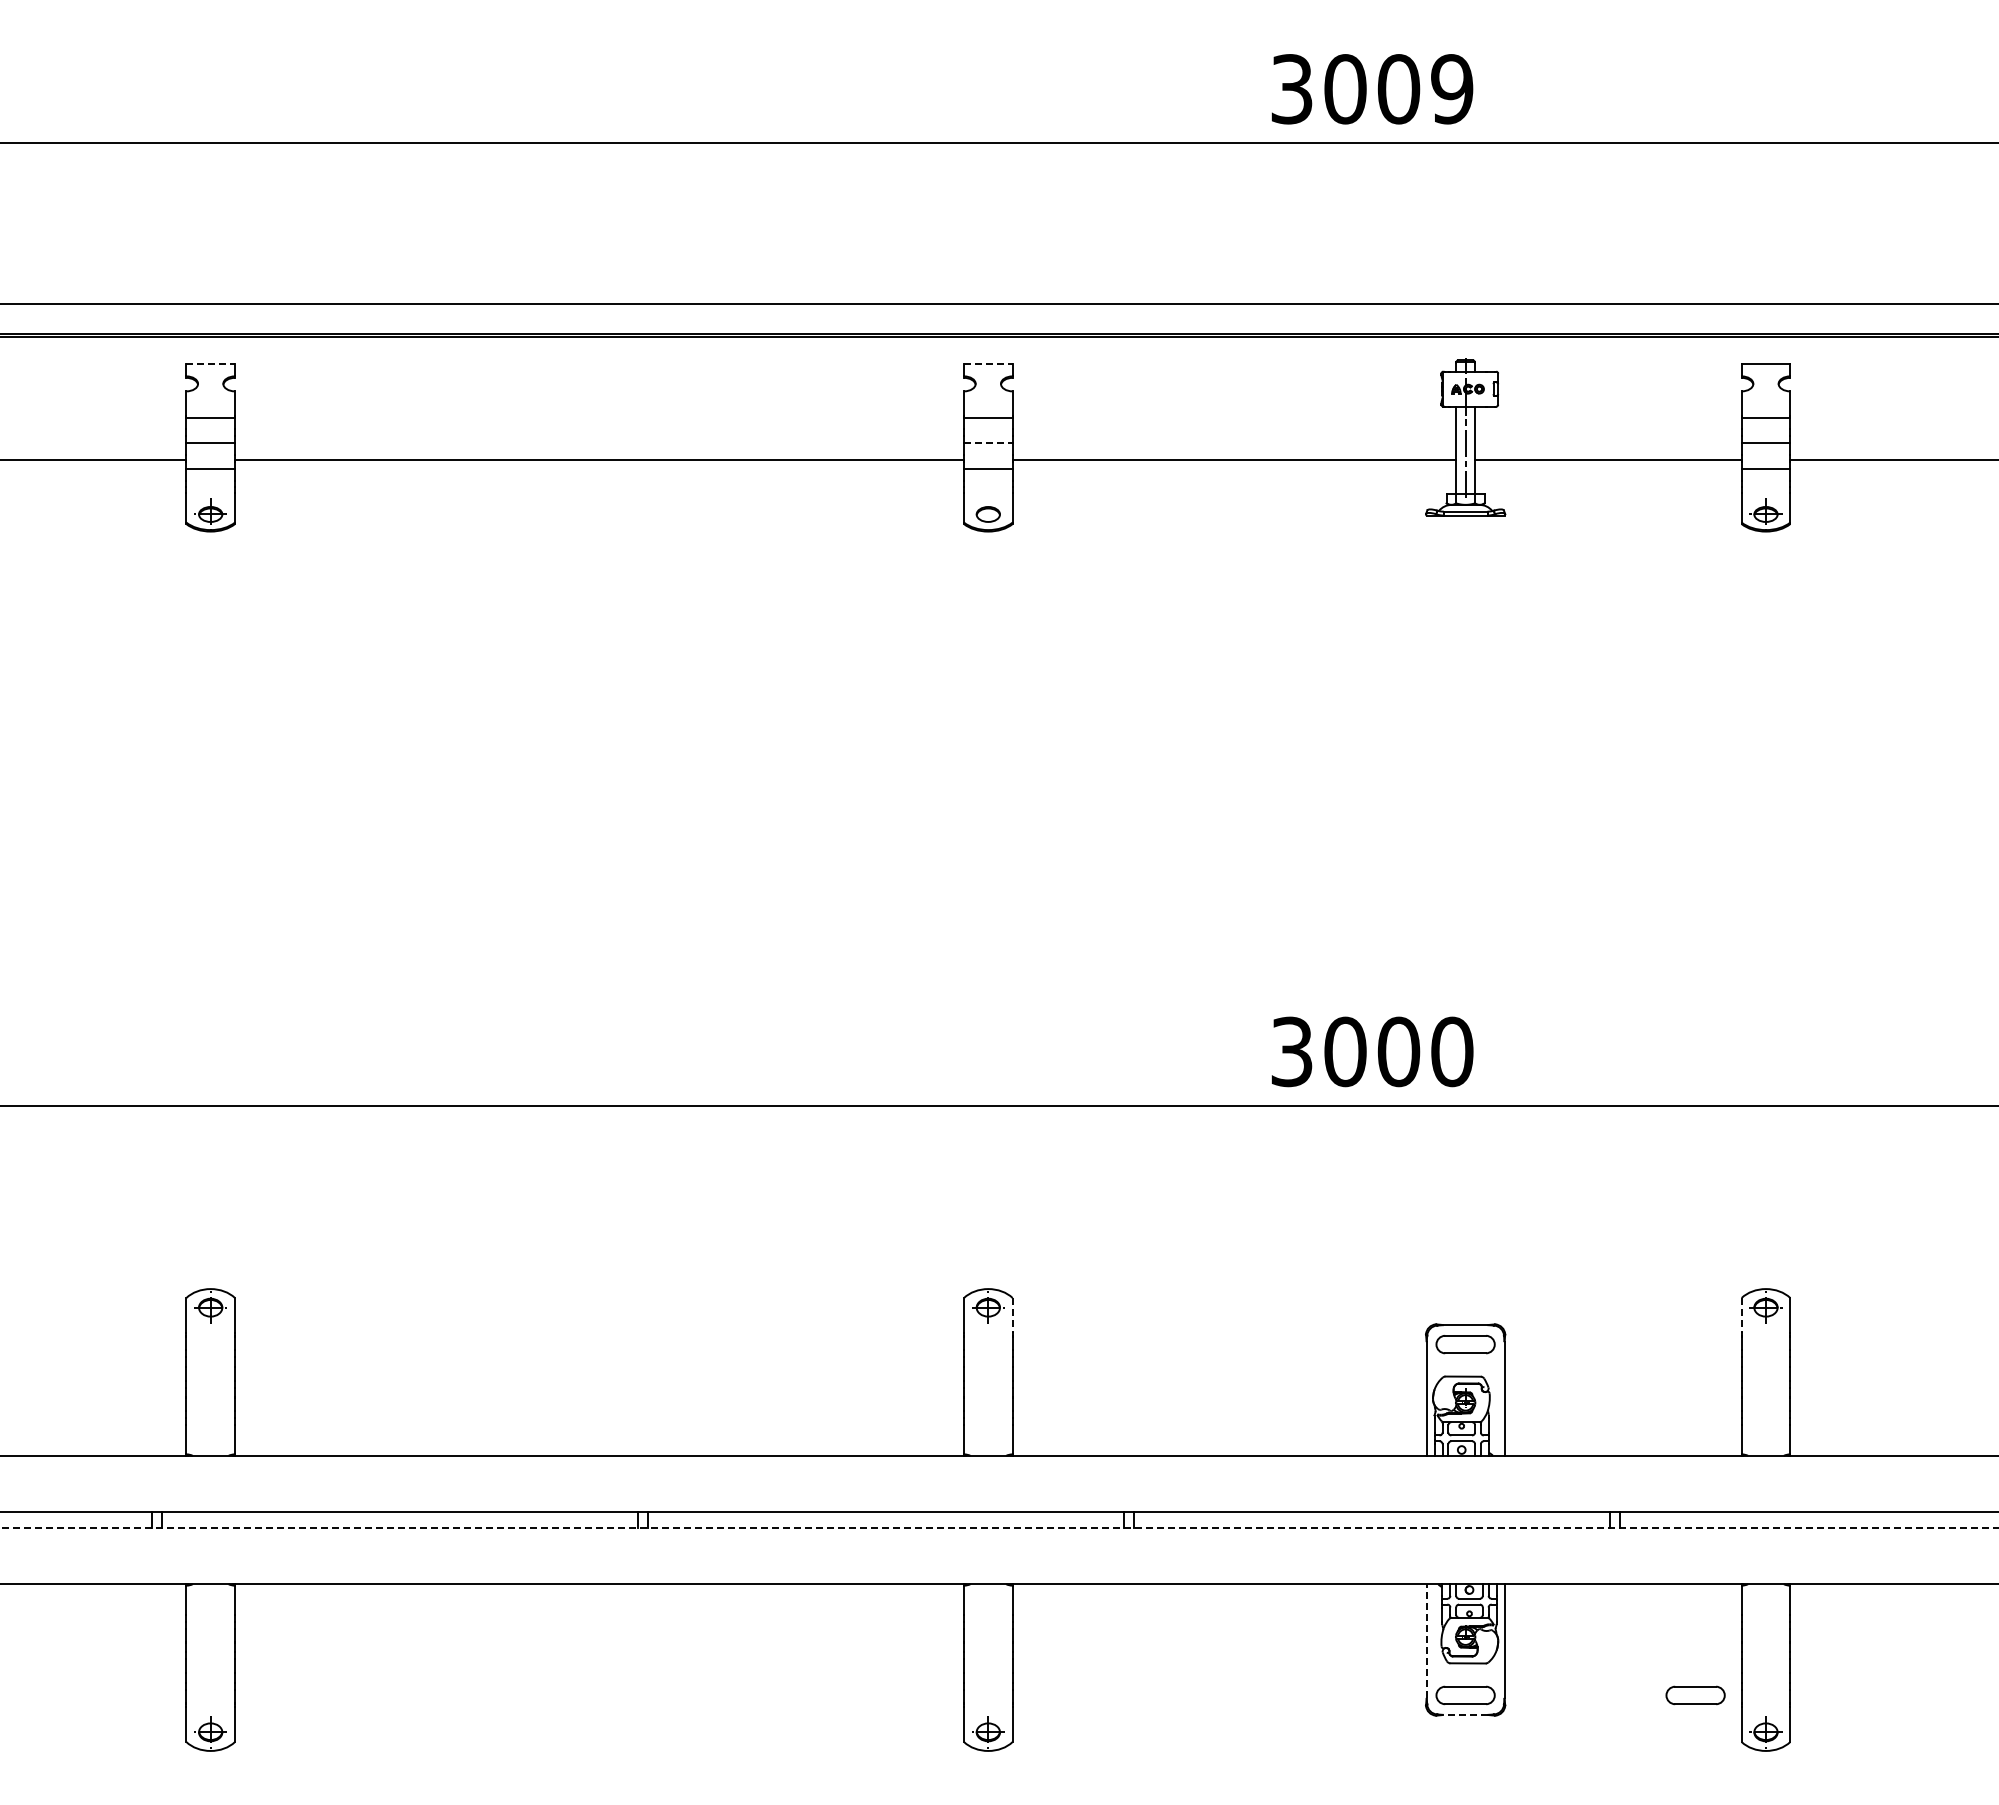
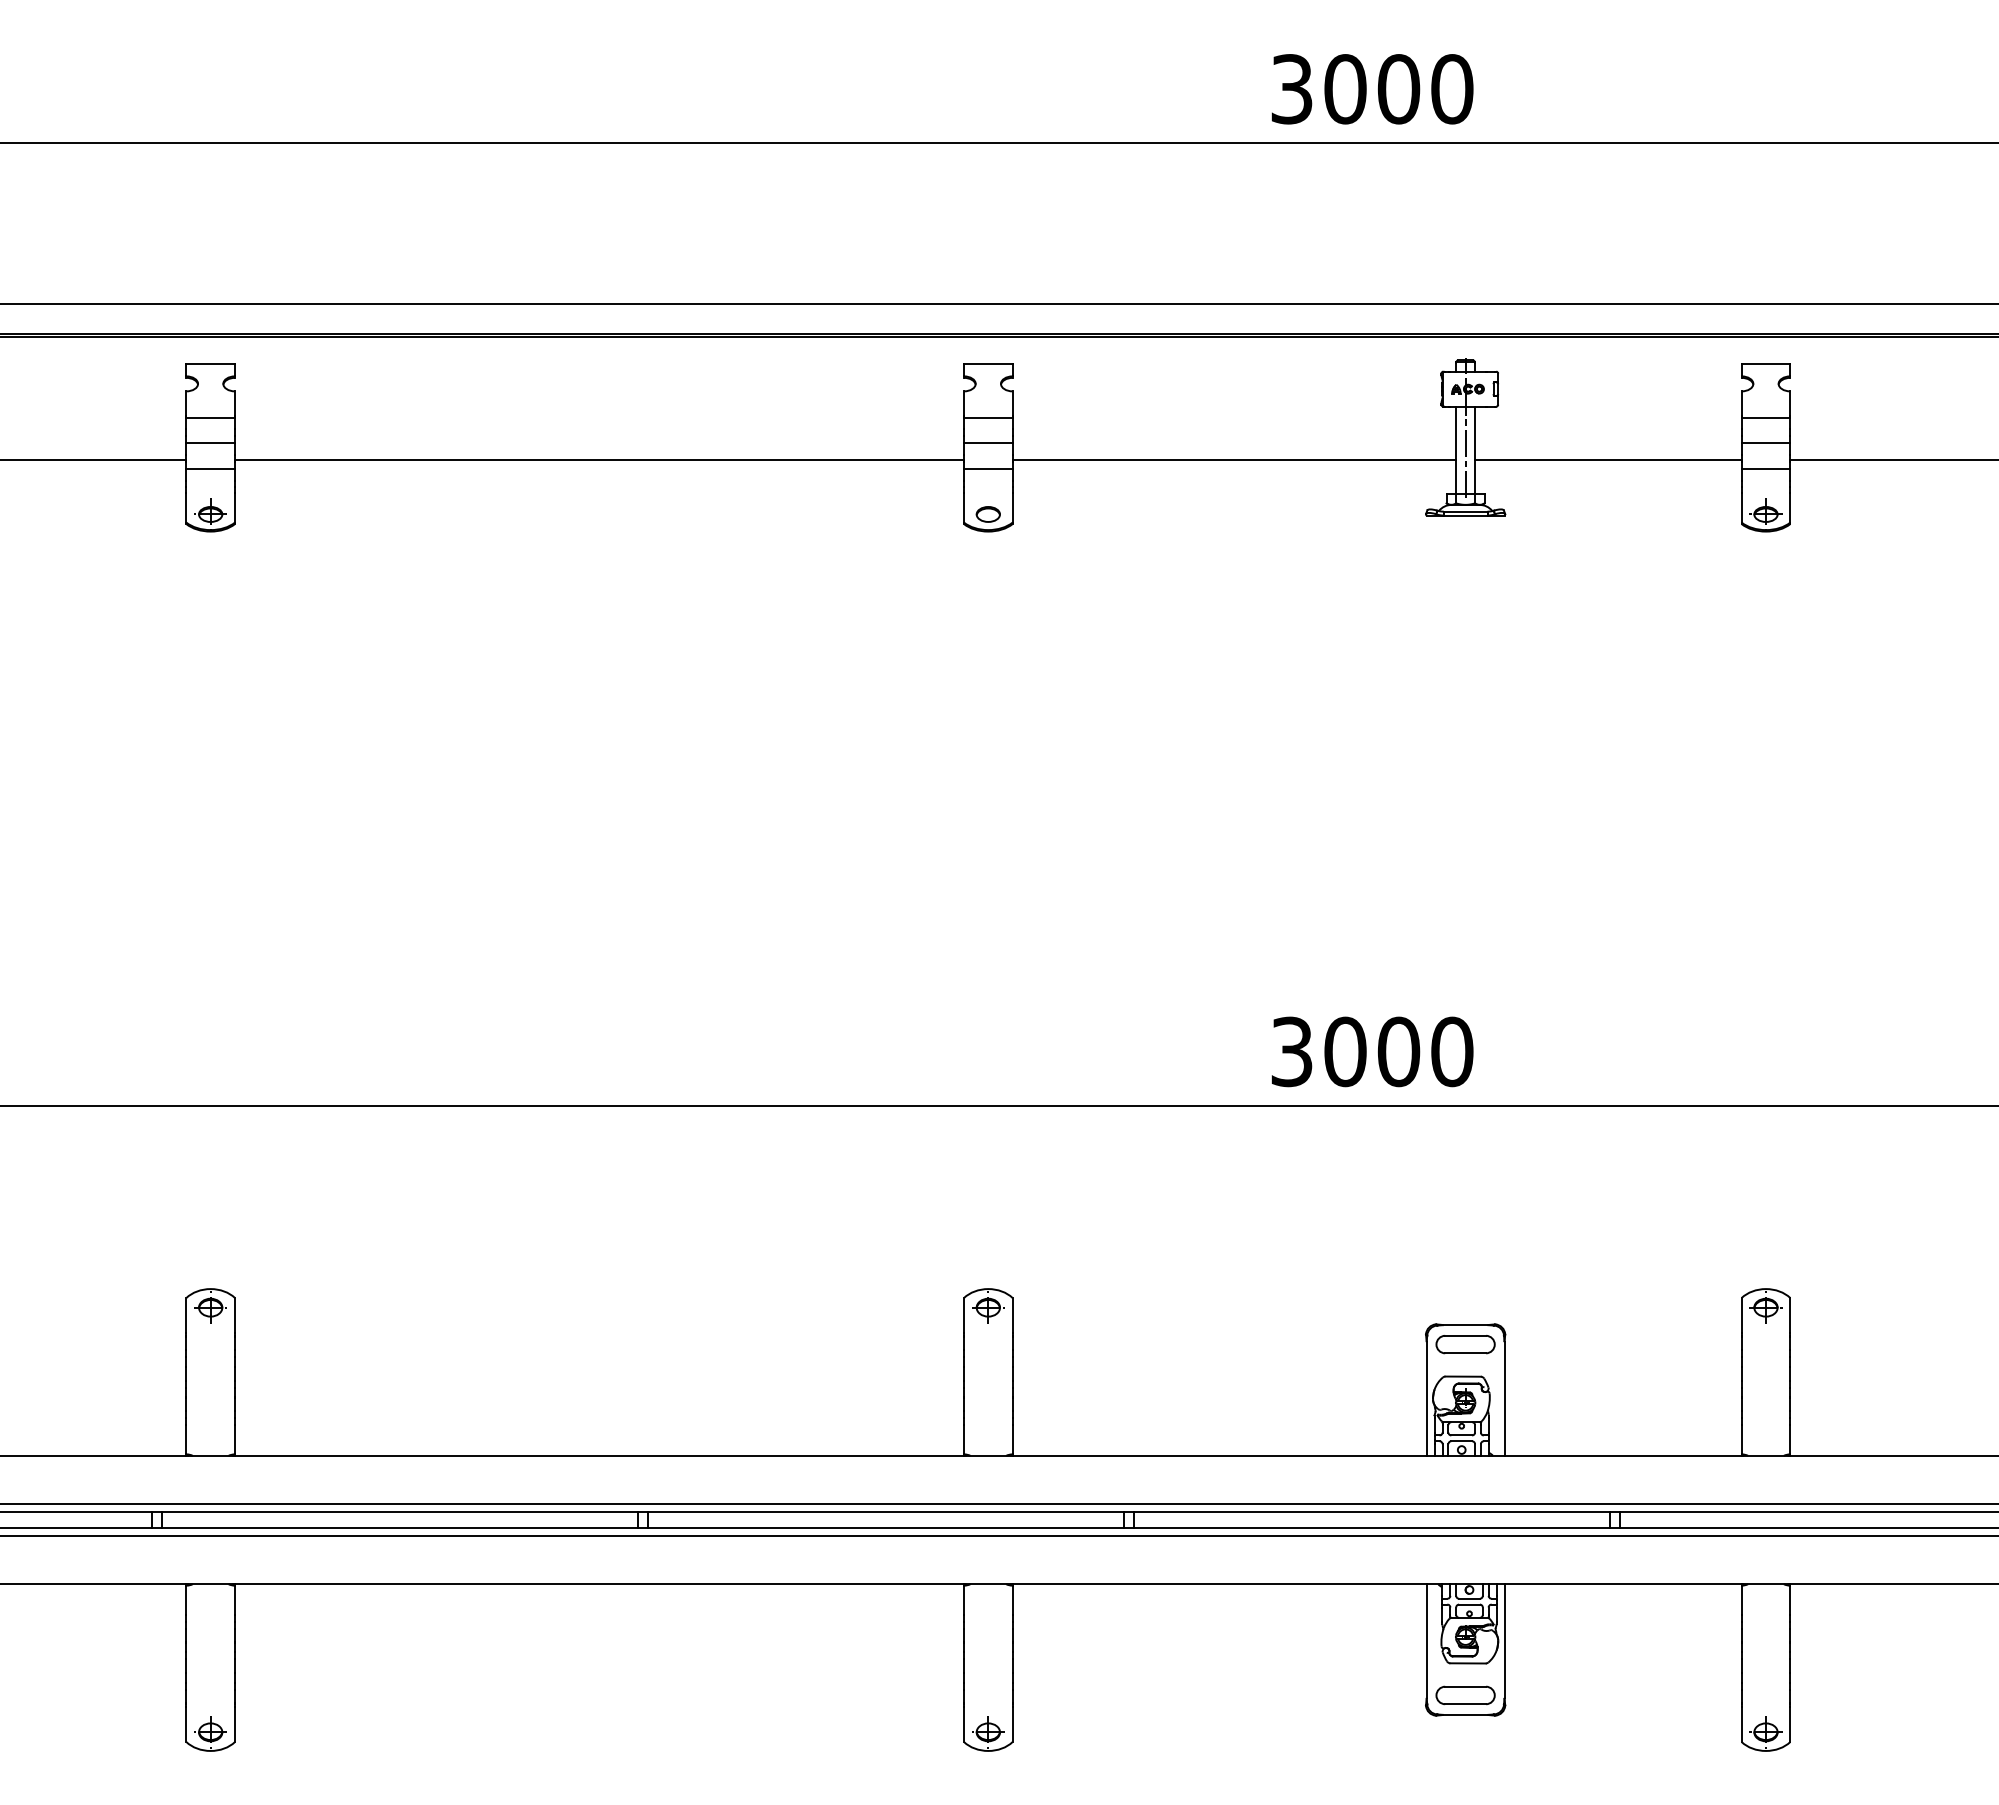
text: 3009 -> 3000 (1452, 89)
line: dashed -> solid (211, 363)
line: dashed -> solid (988, 363)
line: dashed -> solid (988, 443)
line: dashed -> solid (1012, 1316)
line: dashed -> solid (1741, 1316)
line: none -> present (998, 1504)
line: dashed -> solid (999, 1527)
line: none -> present (998, 1535)
line: dashed -> solid (1426, 1641)
part: present -> none (1695, 1695)
line: dashed -> solid (1465, 1714)
